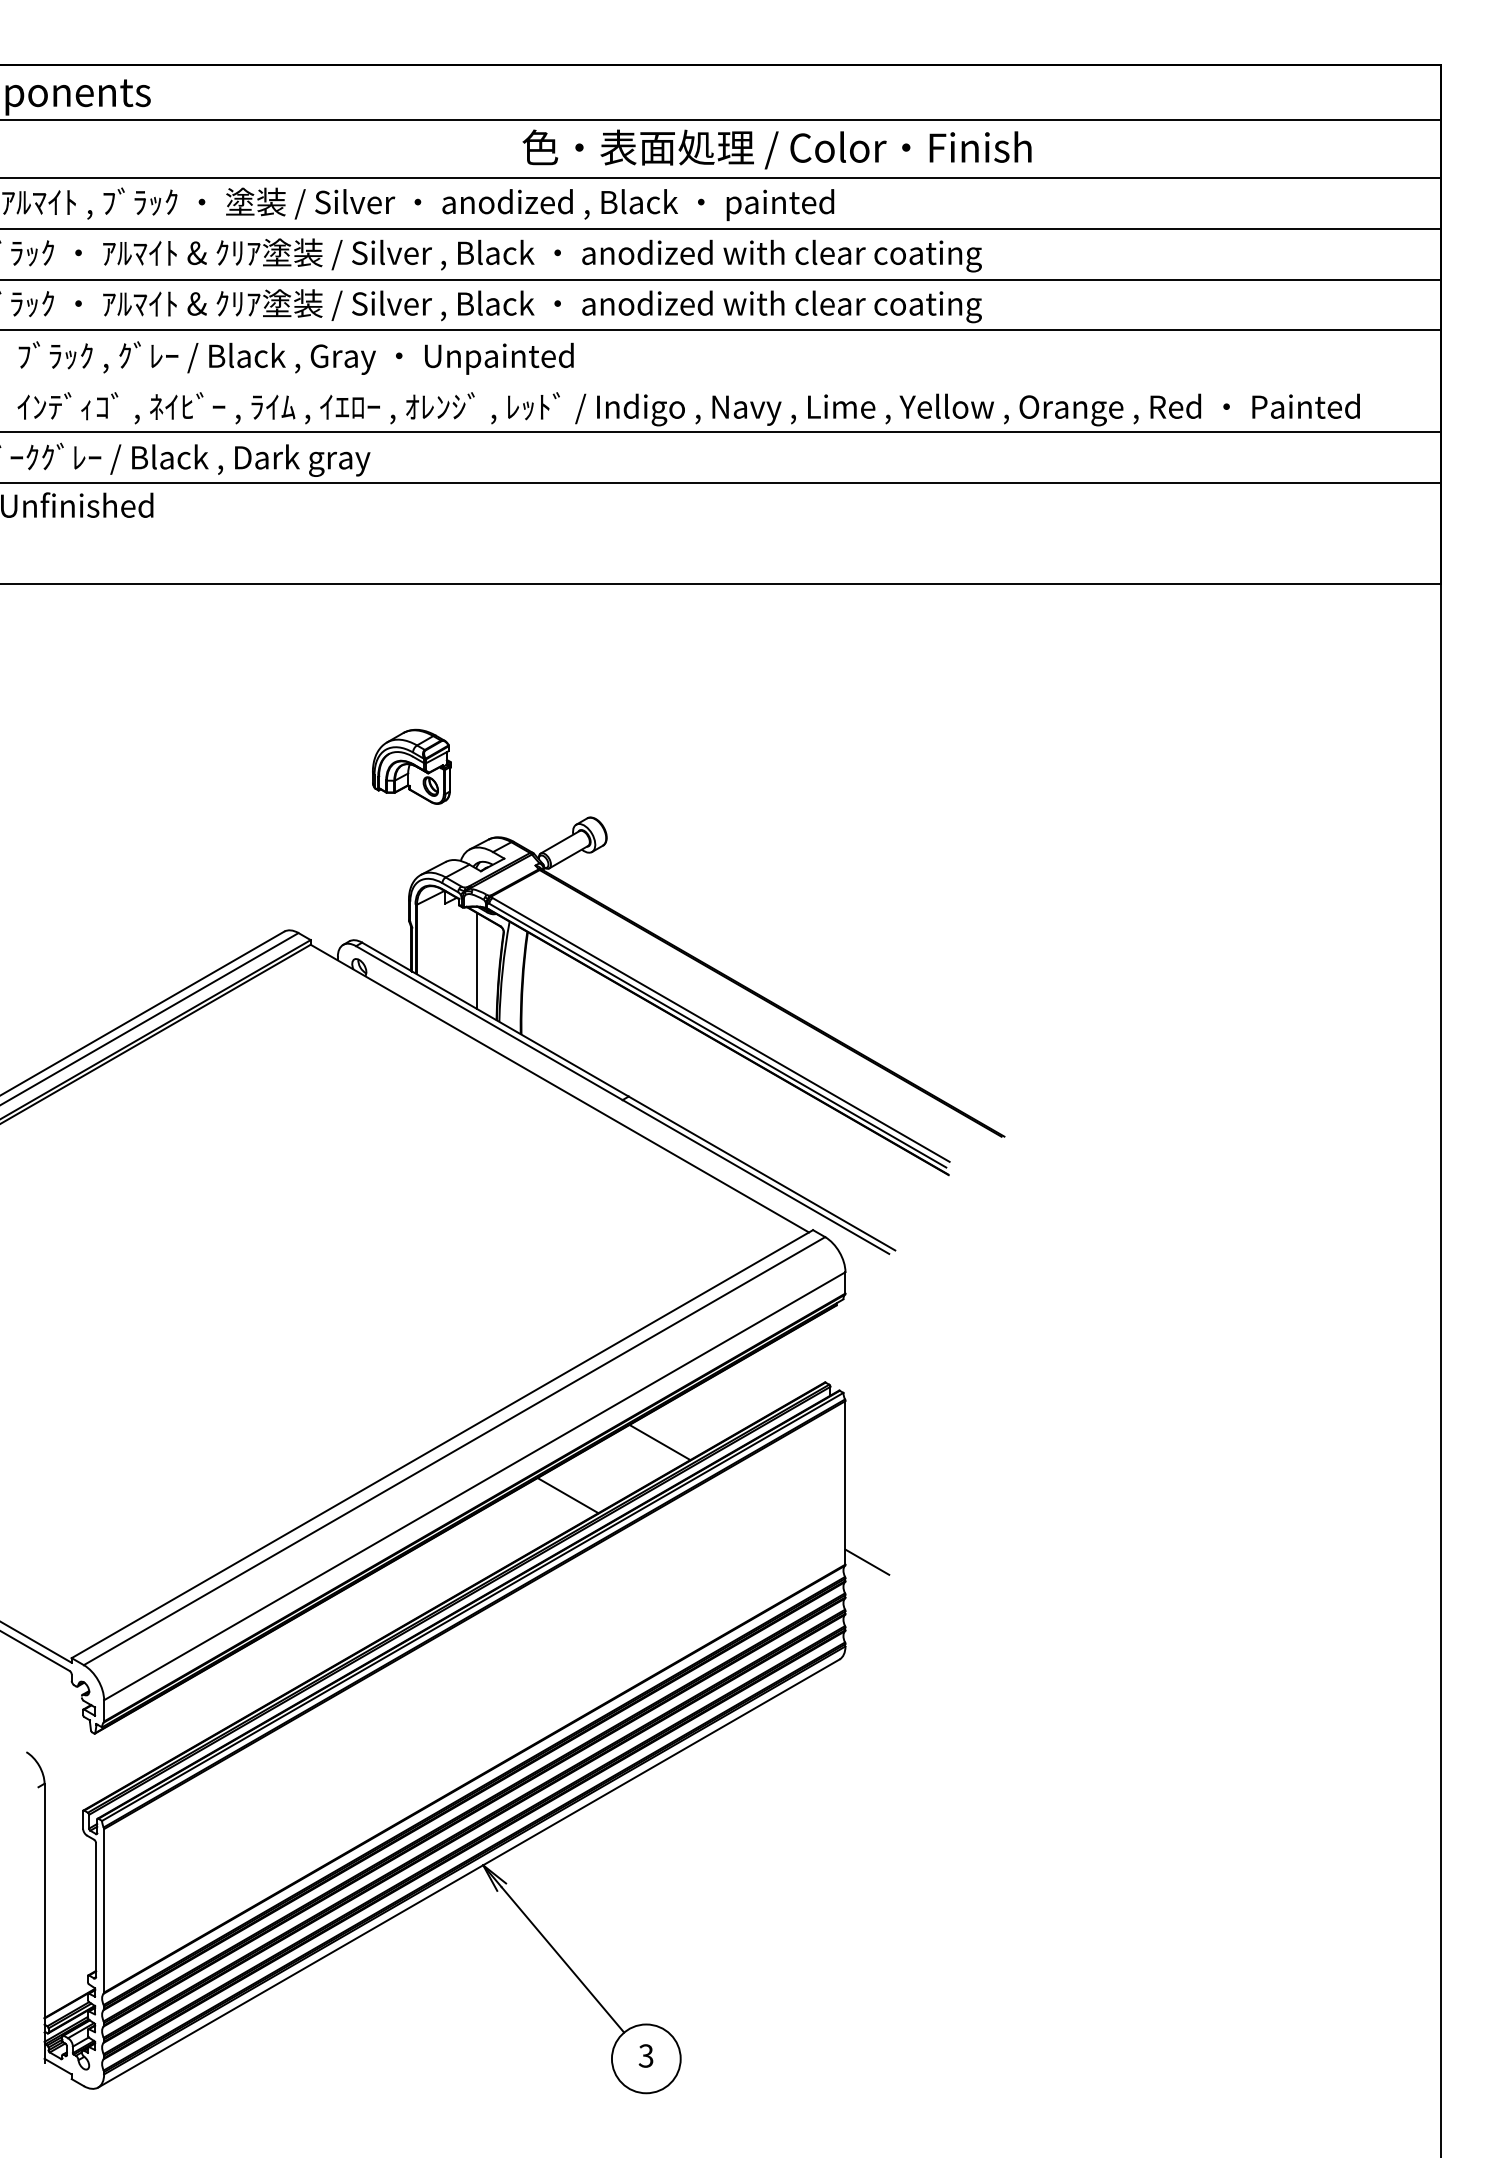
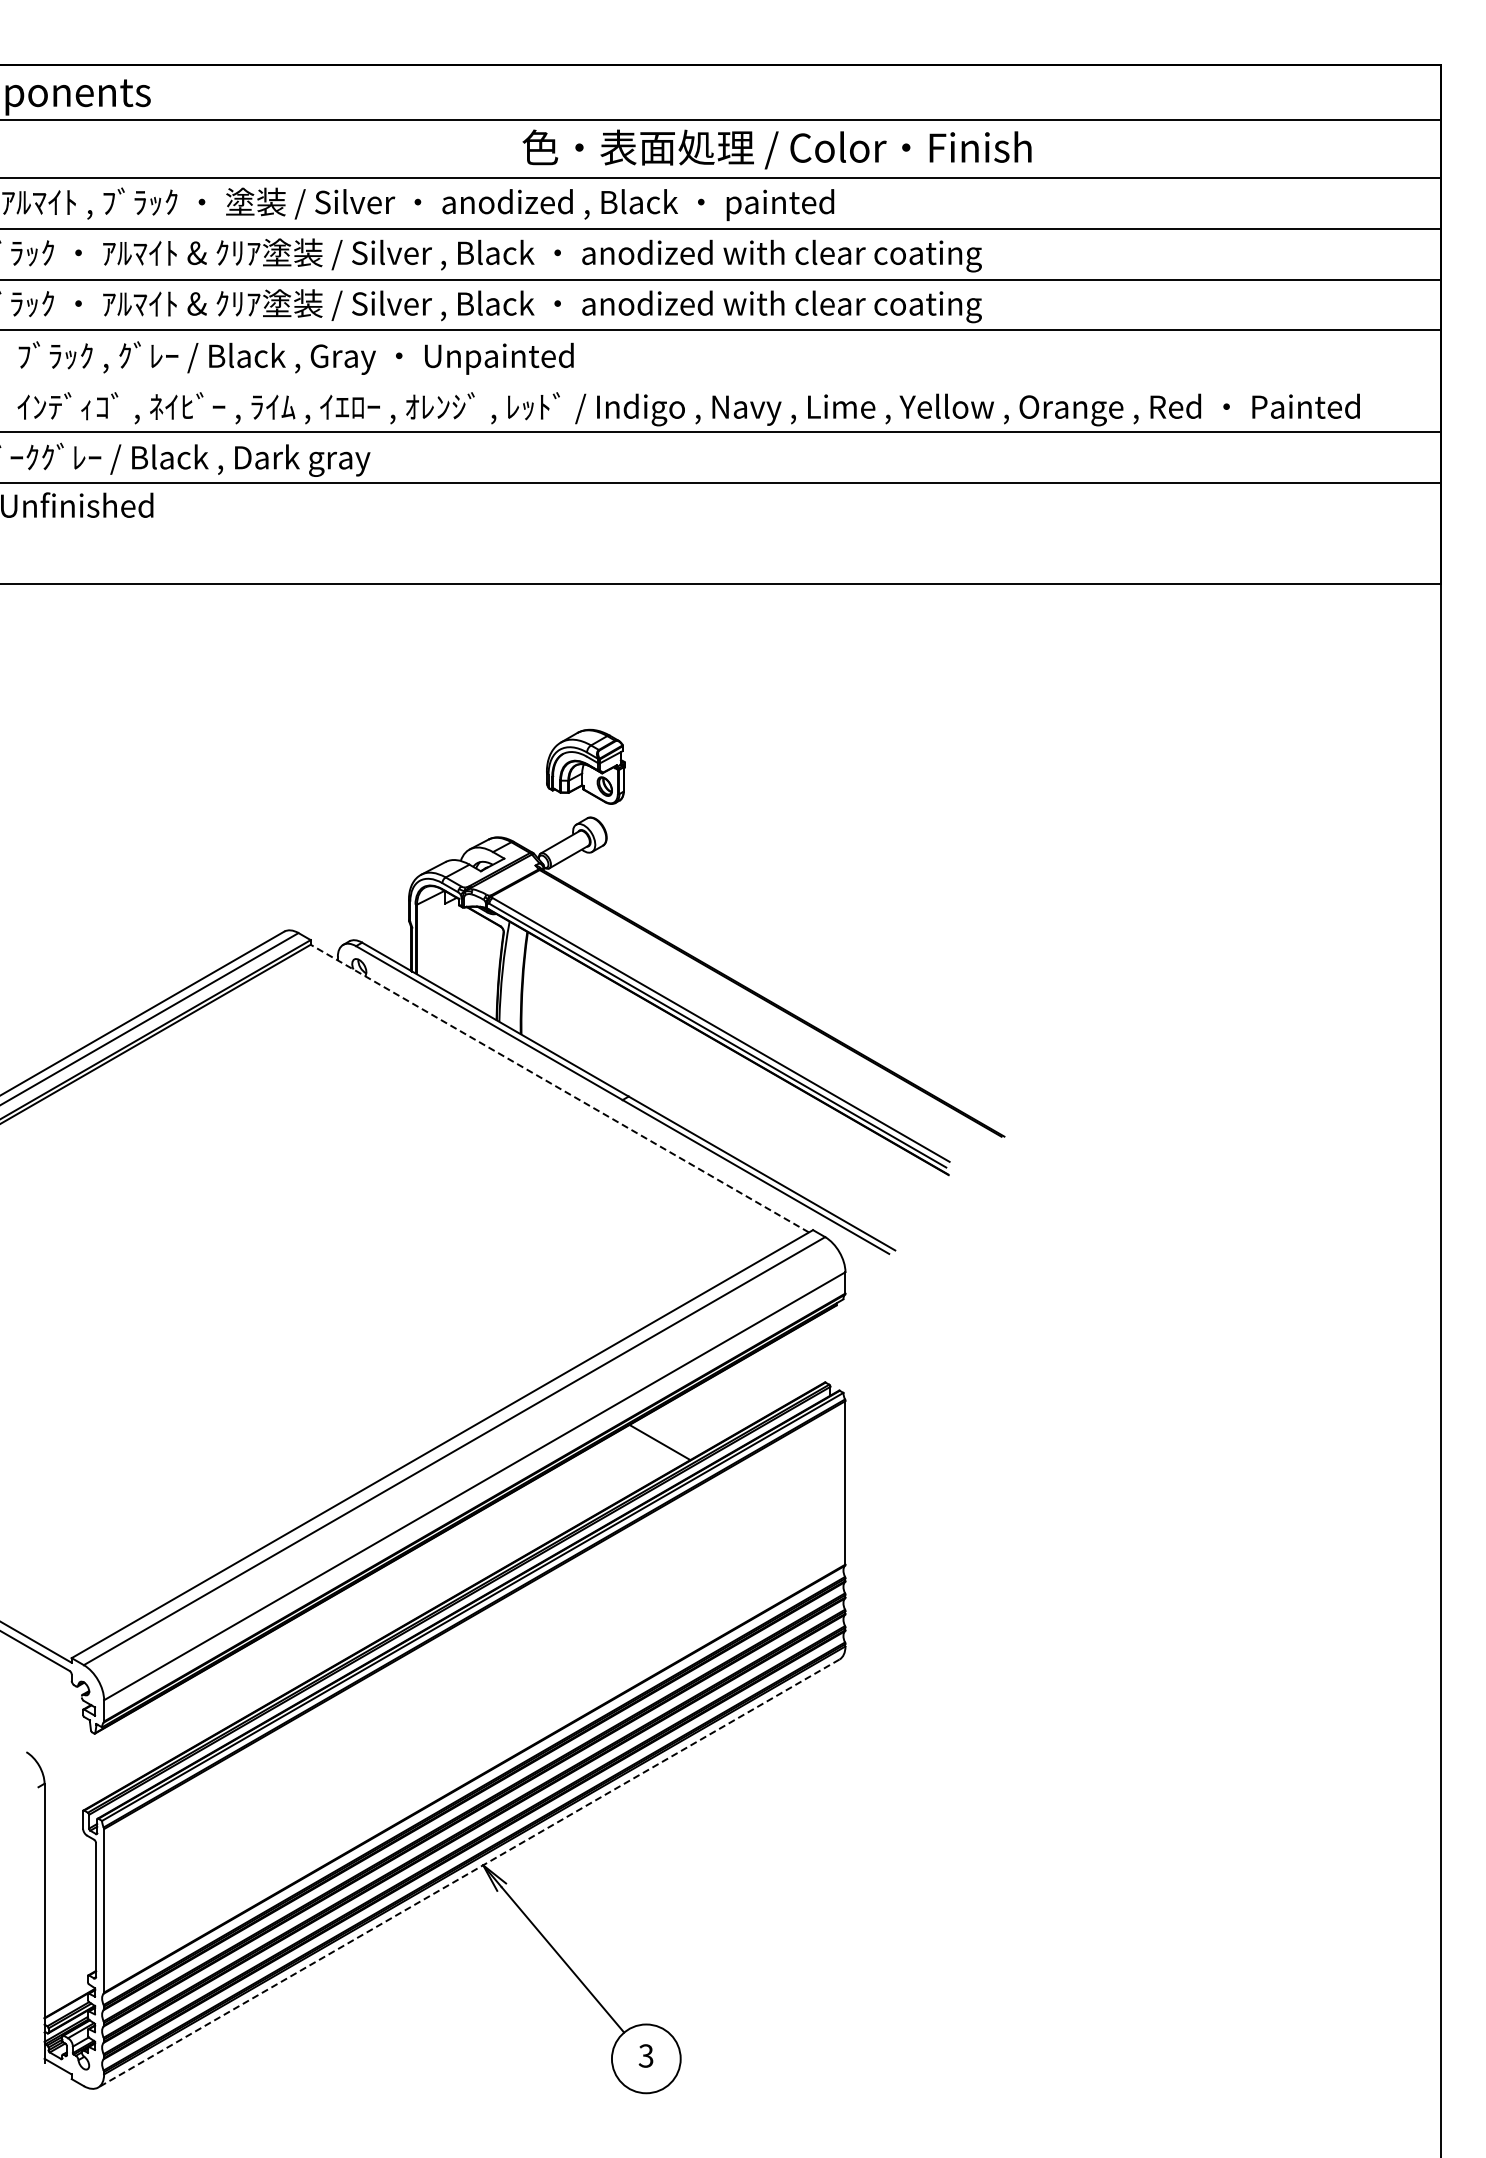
part position: (411, 766) -> (585, 766) (585, 766)
line: present -> none (476, 960)
line: solid -> dashed (559, 1088)
line: present -> none (567, 1495)
line: present -> none (867, 1561)
line: solid -> dashed (468, 1873)
